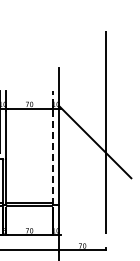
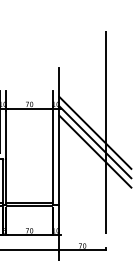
line: none -> present (95, 132)
line: dashed -> solid (52, 148)
line: none -> present (95, 151)
